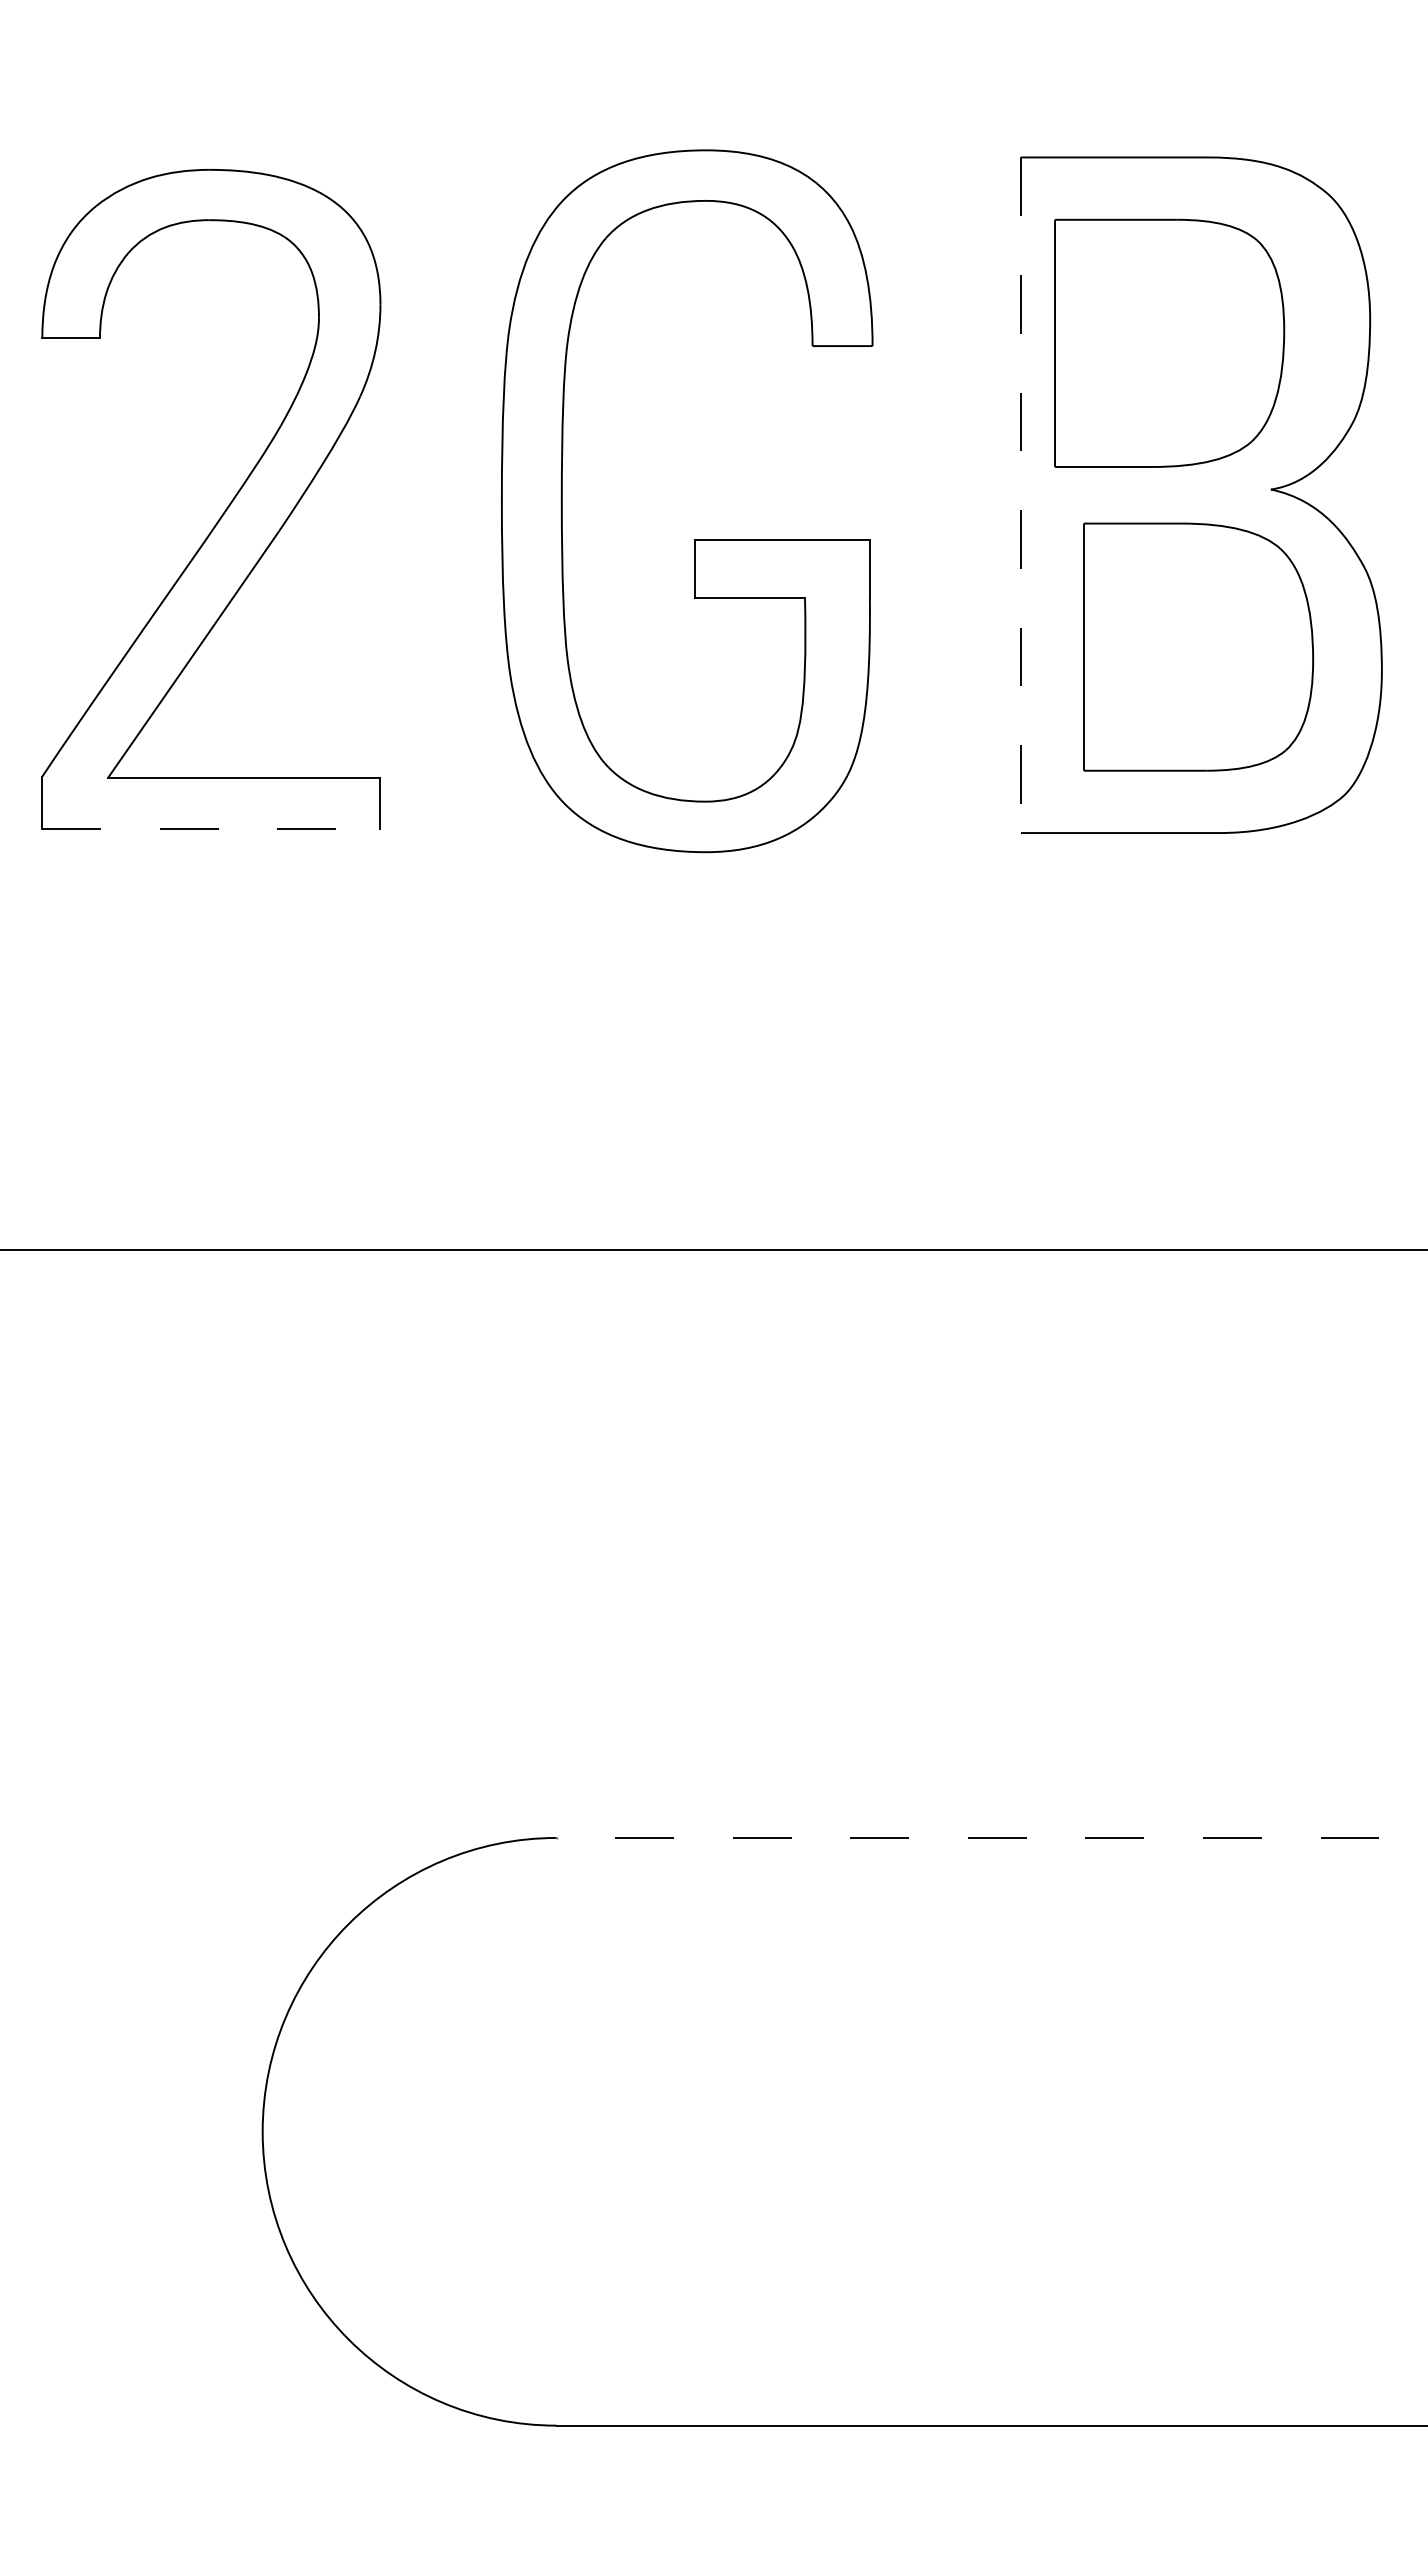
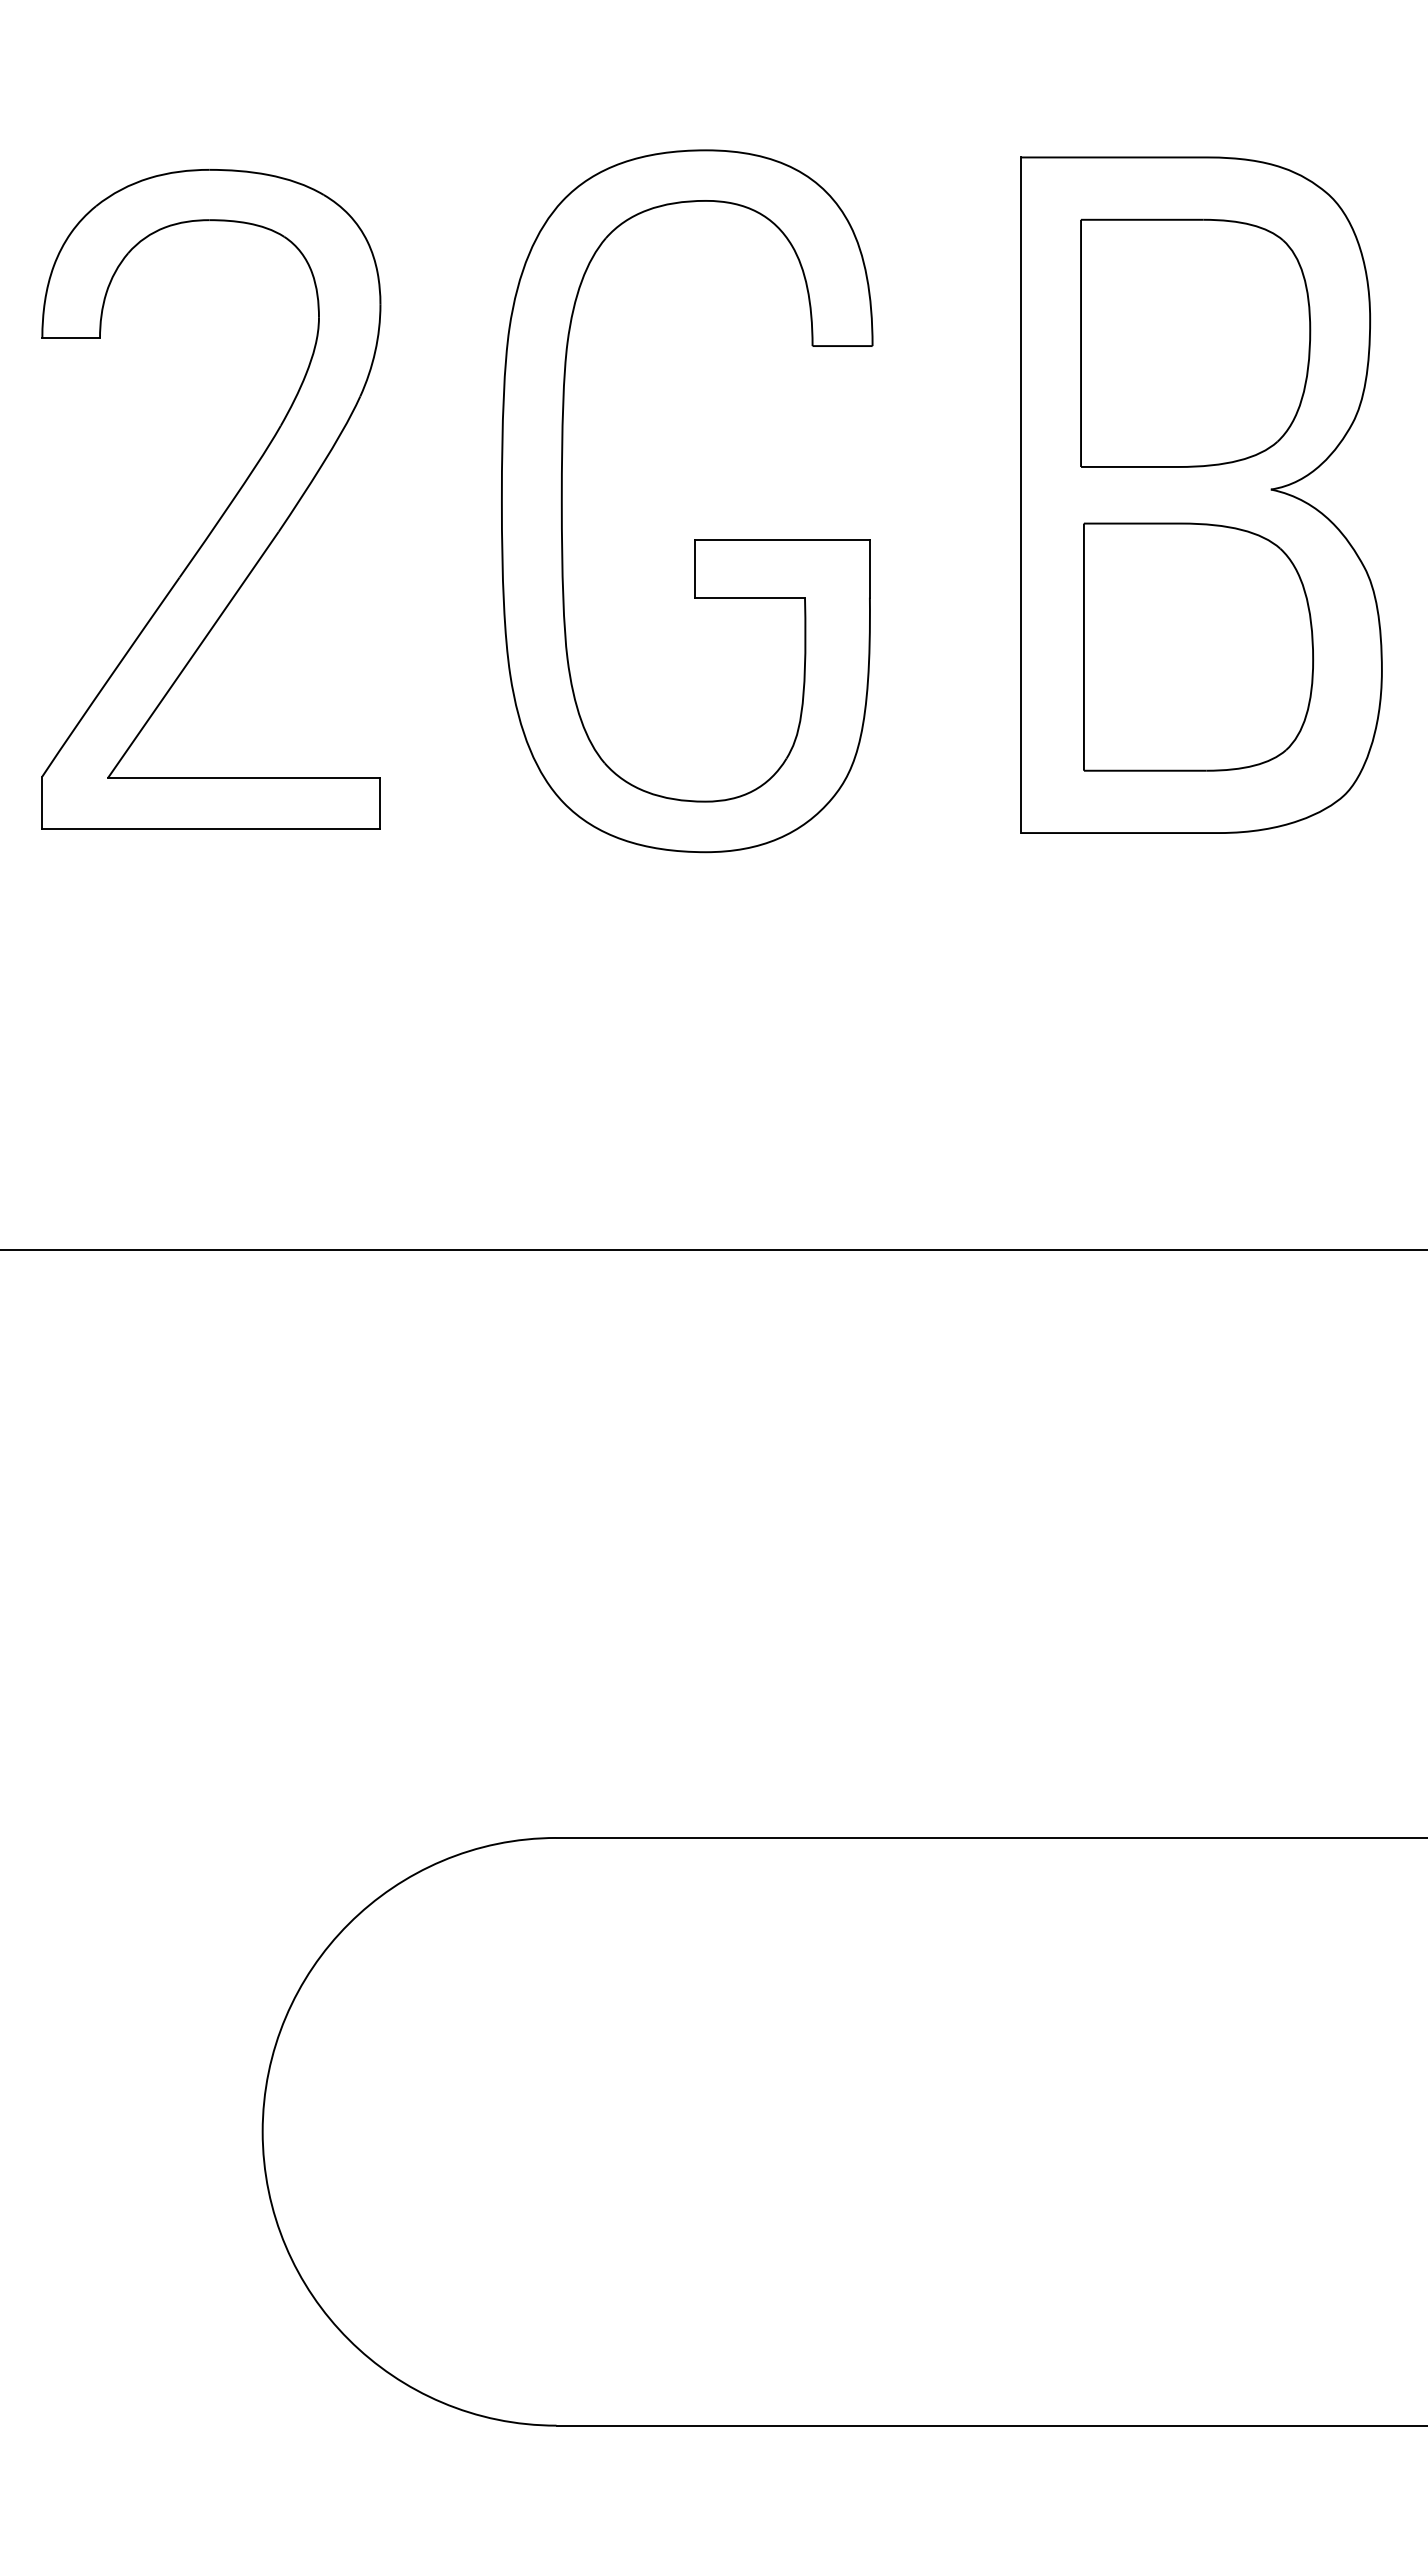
part position: (1169, 342) -> (1195, 342) (1195, 342)
line: dashed -> solid (1021, 495)
line: dashed -> solid (211, 828)
line: dashed -> solid (991, 1837)
